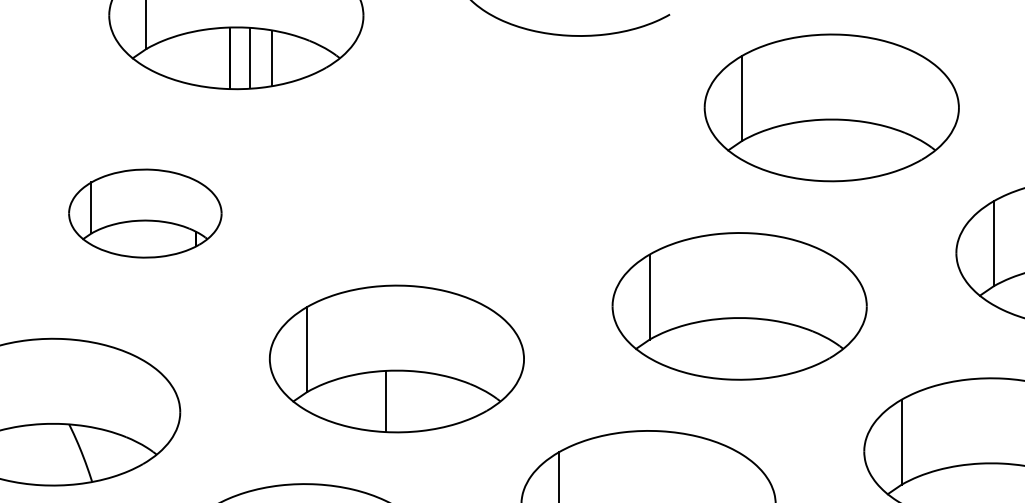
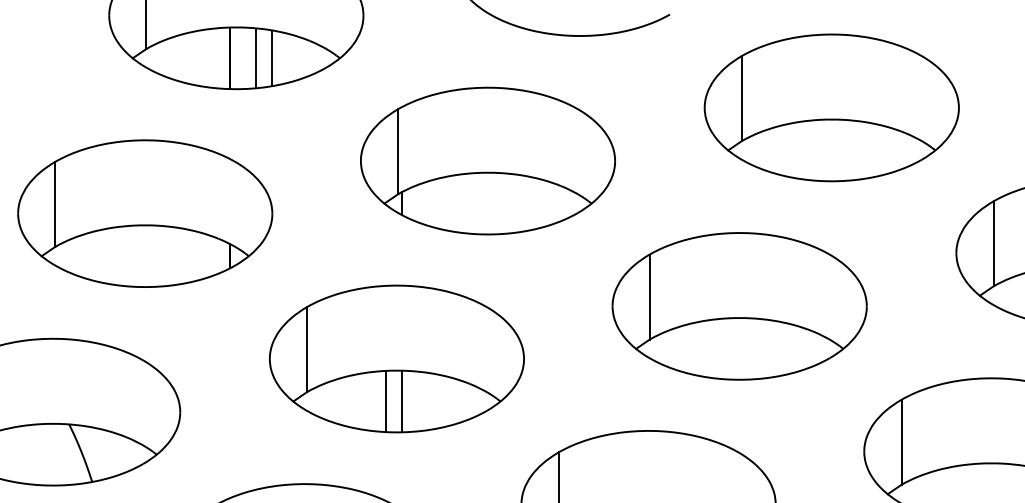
line position: (250, 57) -> (256, 57) (256, 57)
part: none -> present (487, 160)
part size: 155x91 px -> 257x149 px (145, 213)
line: none -> present (401, 401)
